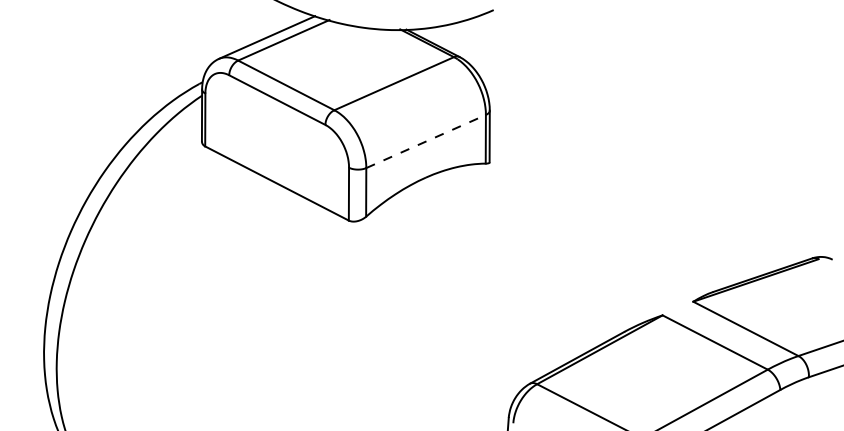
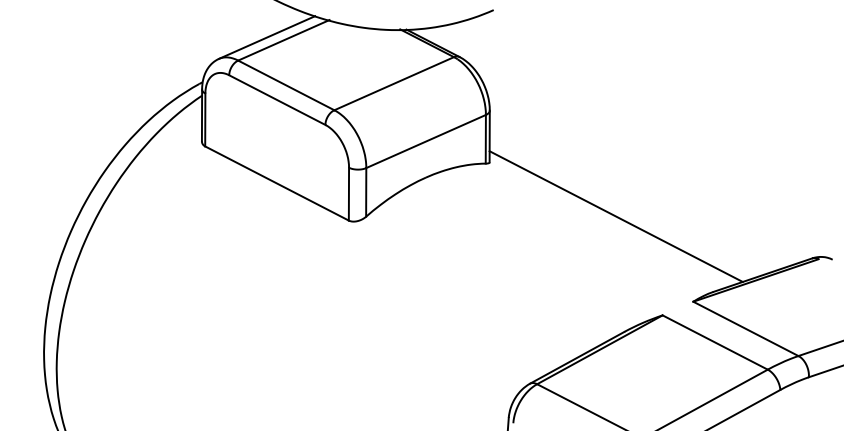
line: dashed -> solid (426, 141)
line: none -> present (615, 216)
